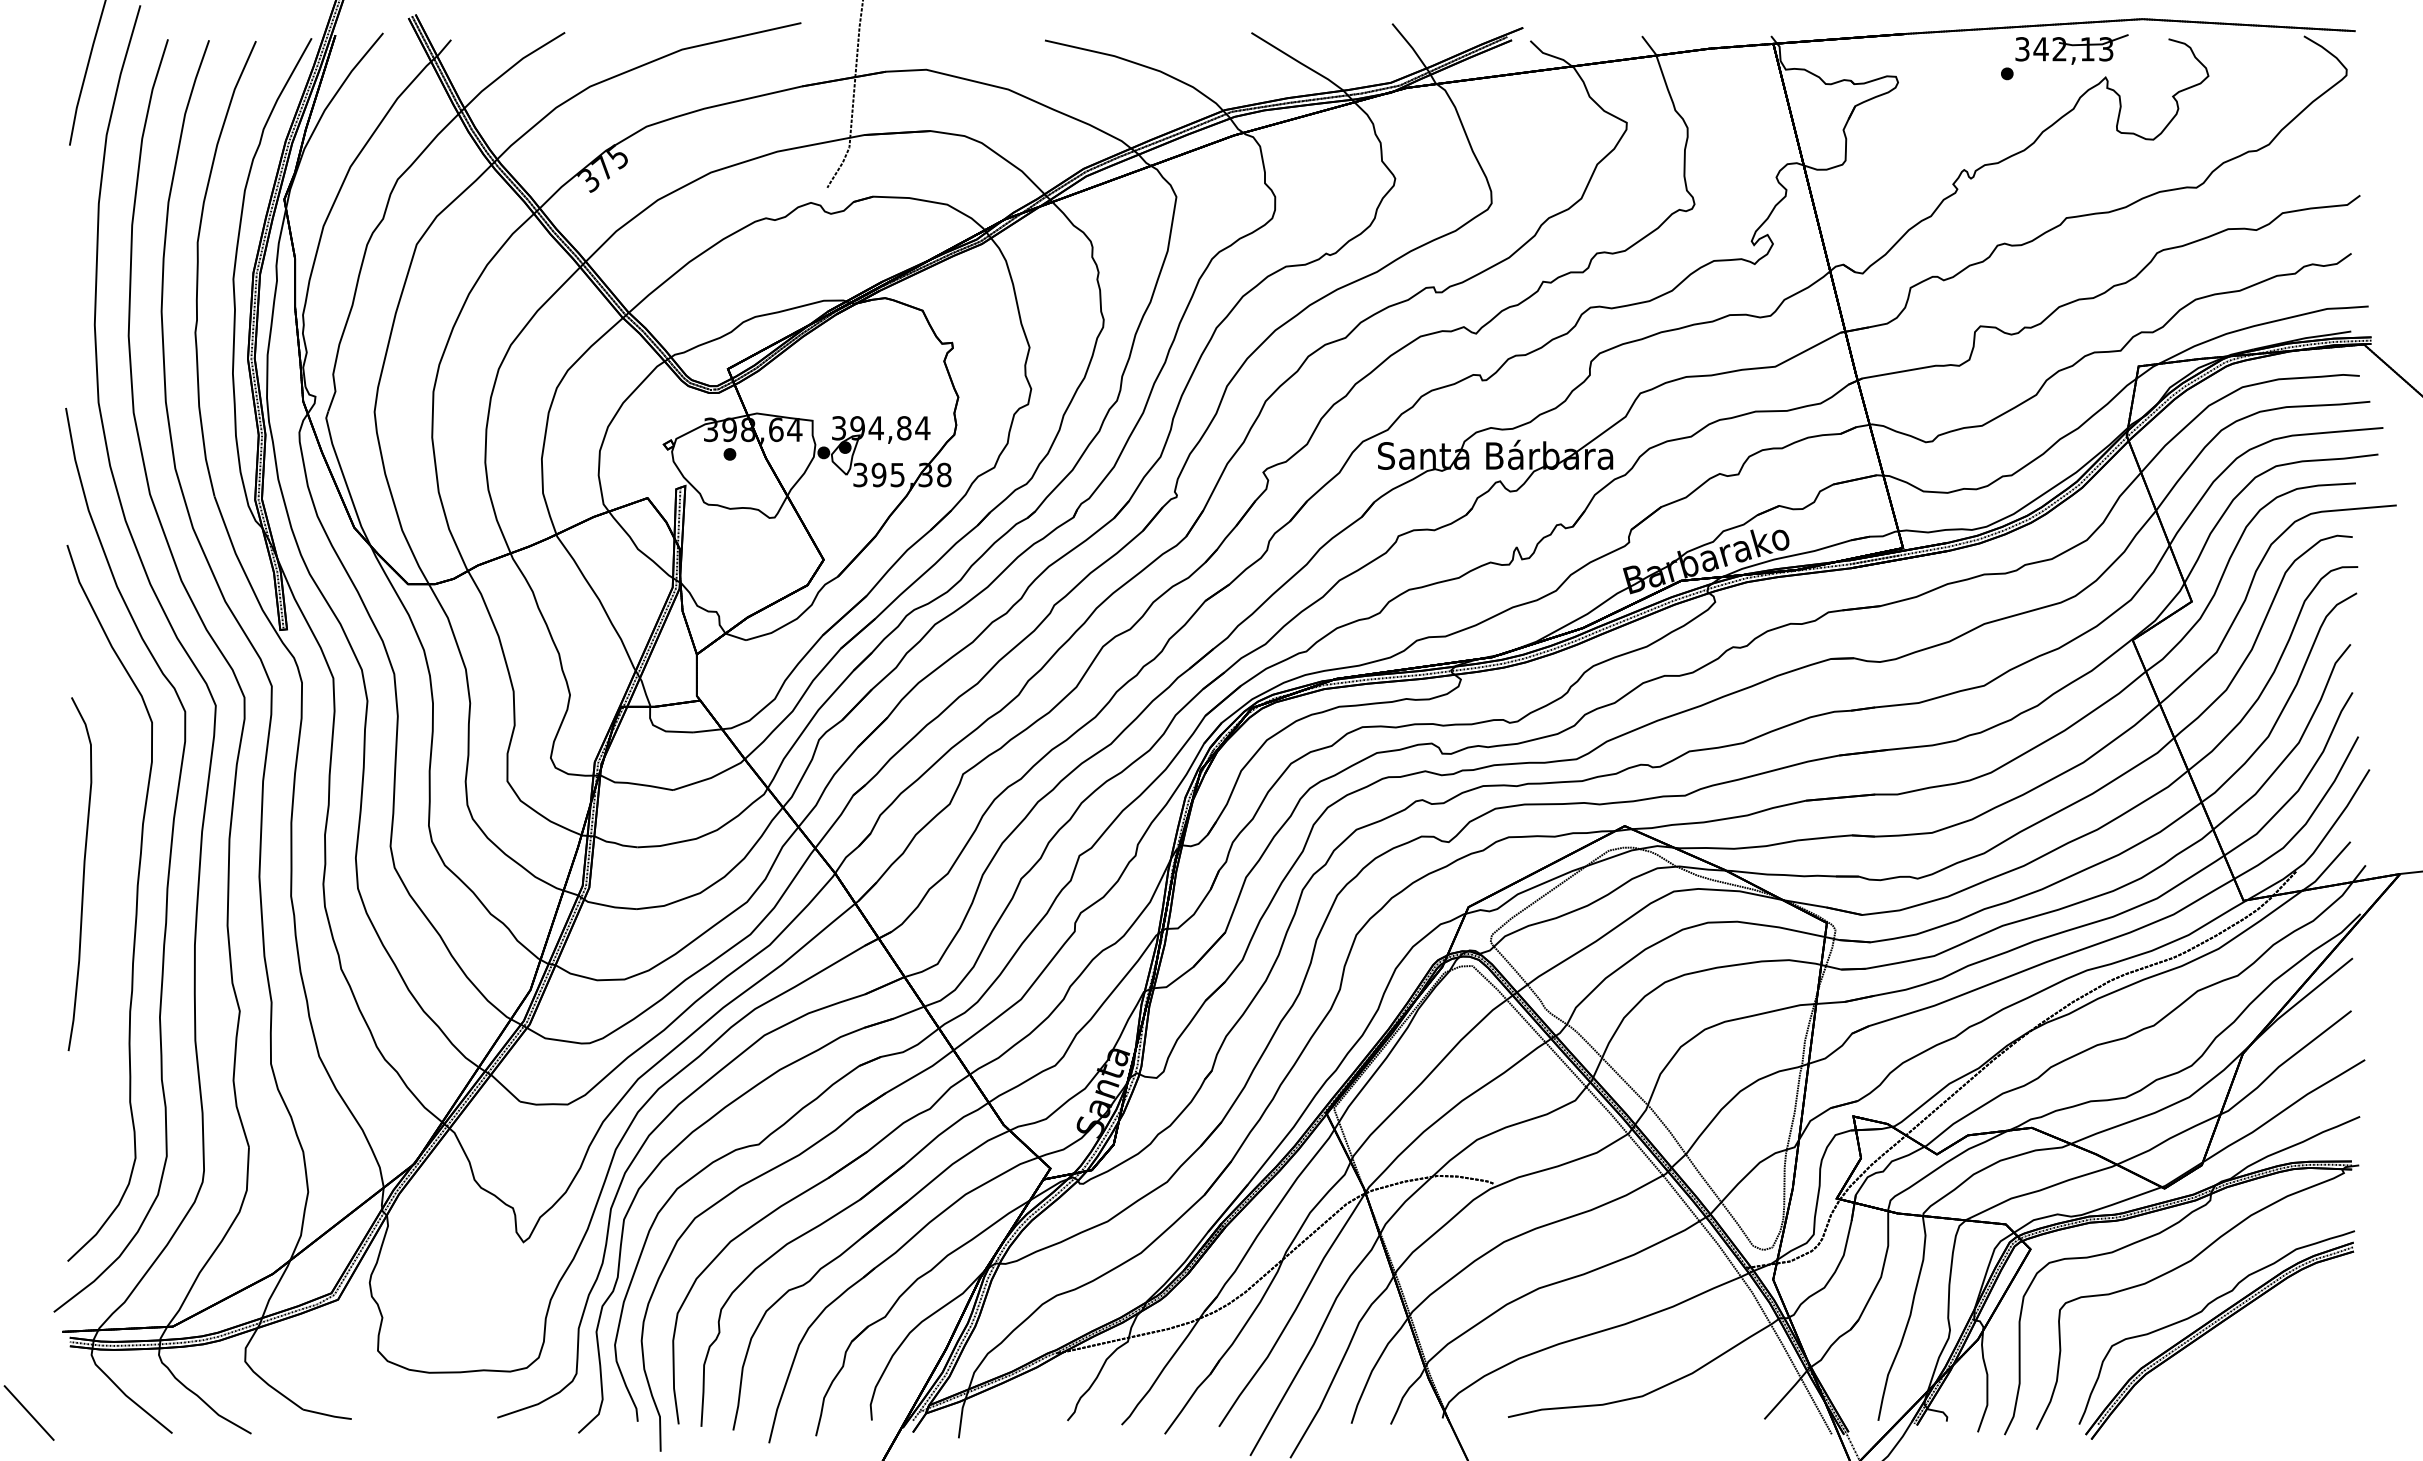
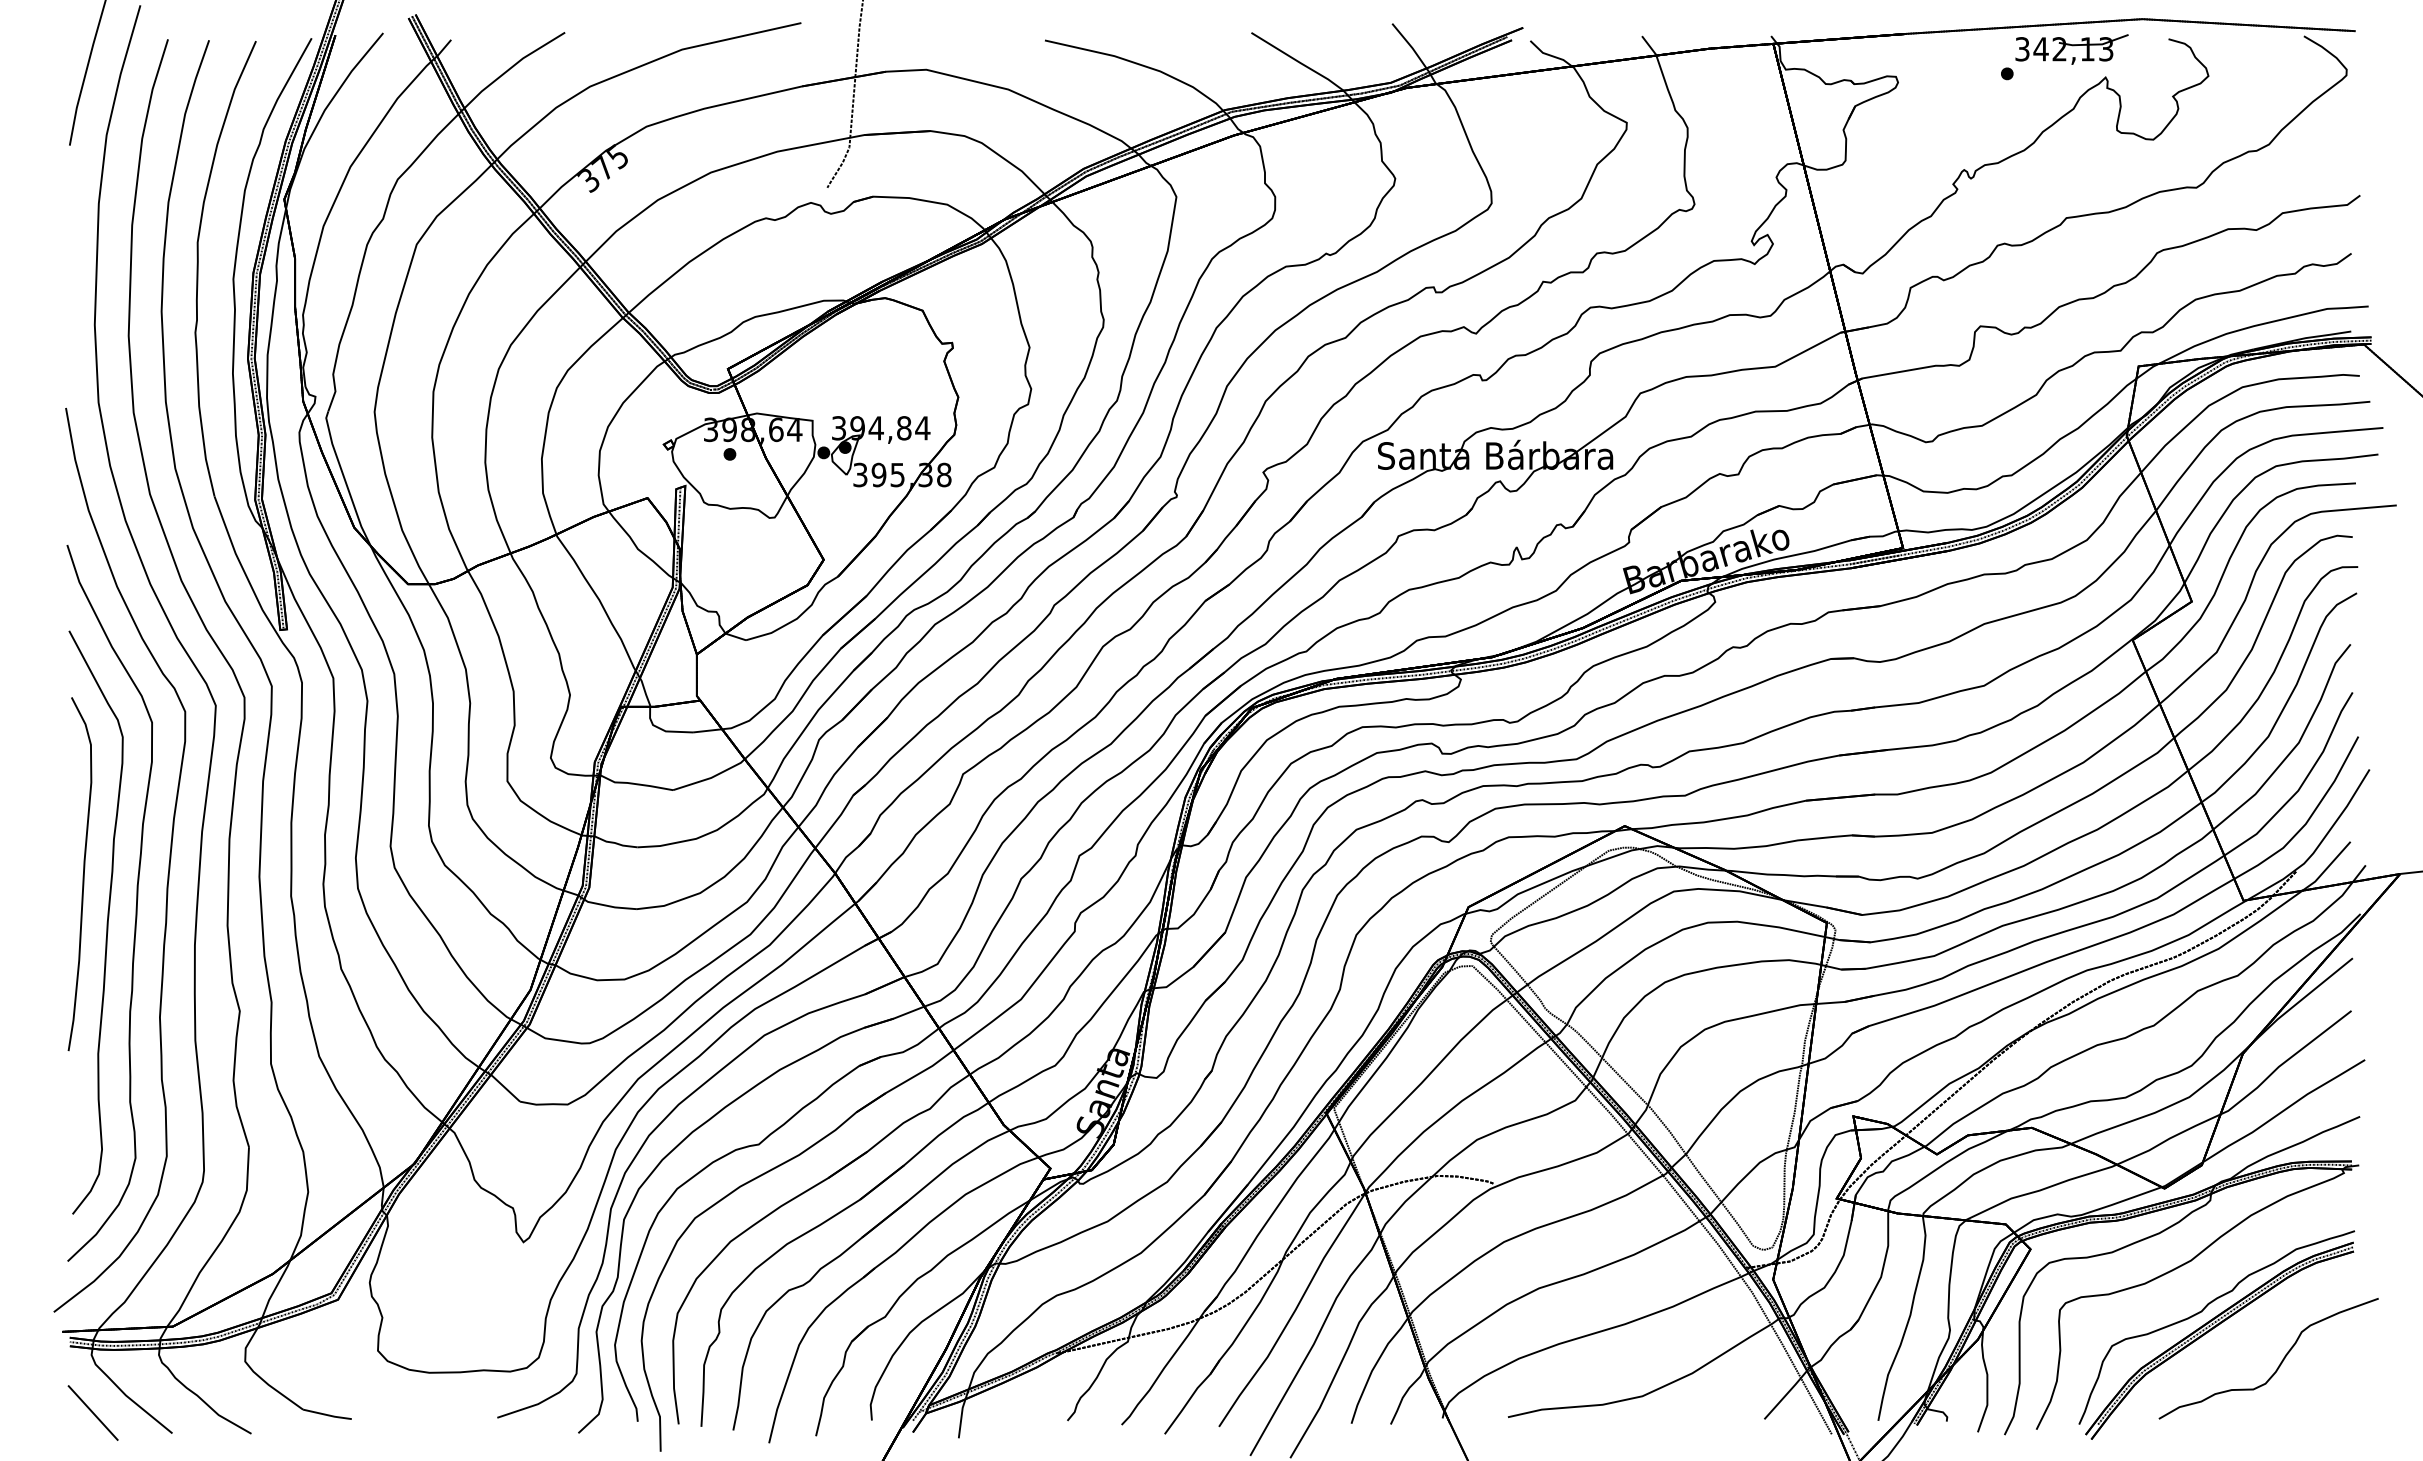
curve: none -> present (106, 922)
part: none -> present (2278, 1365)
line position: (28, 1412) -> (92, 1412) (92, 1412)
